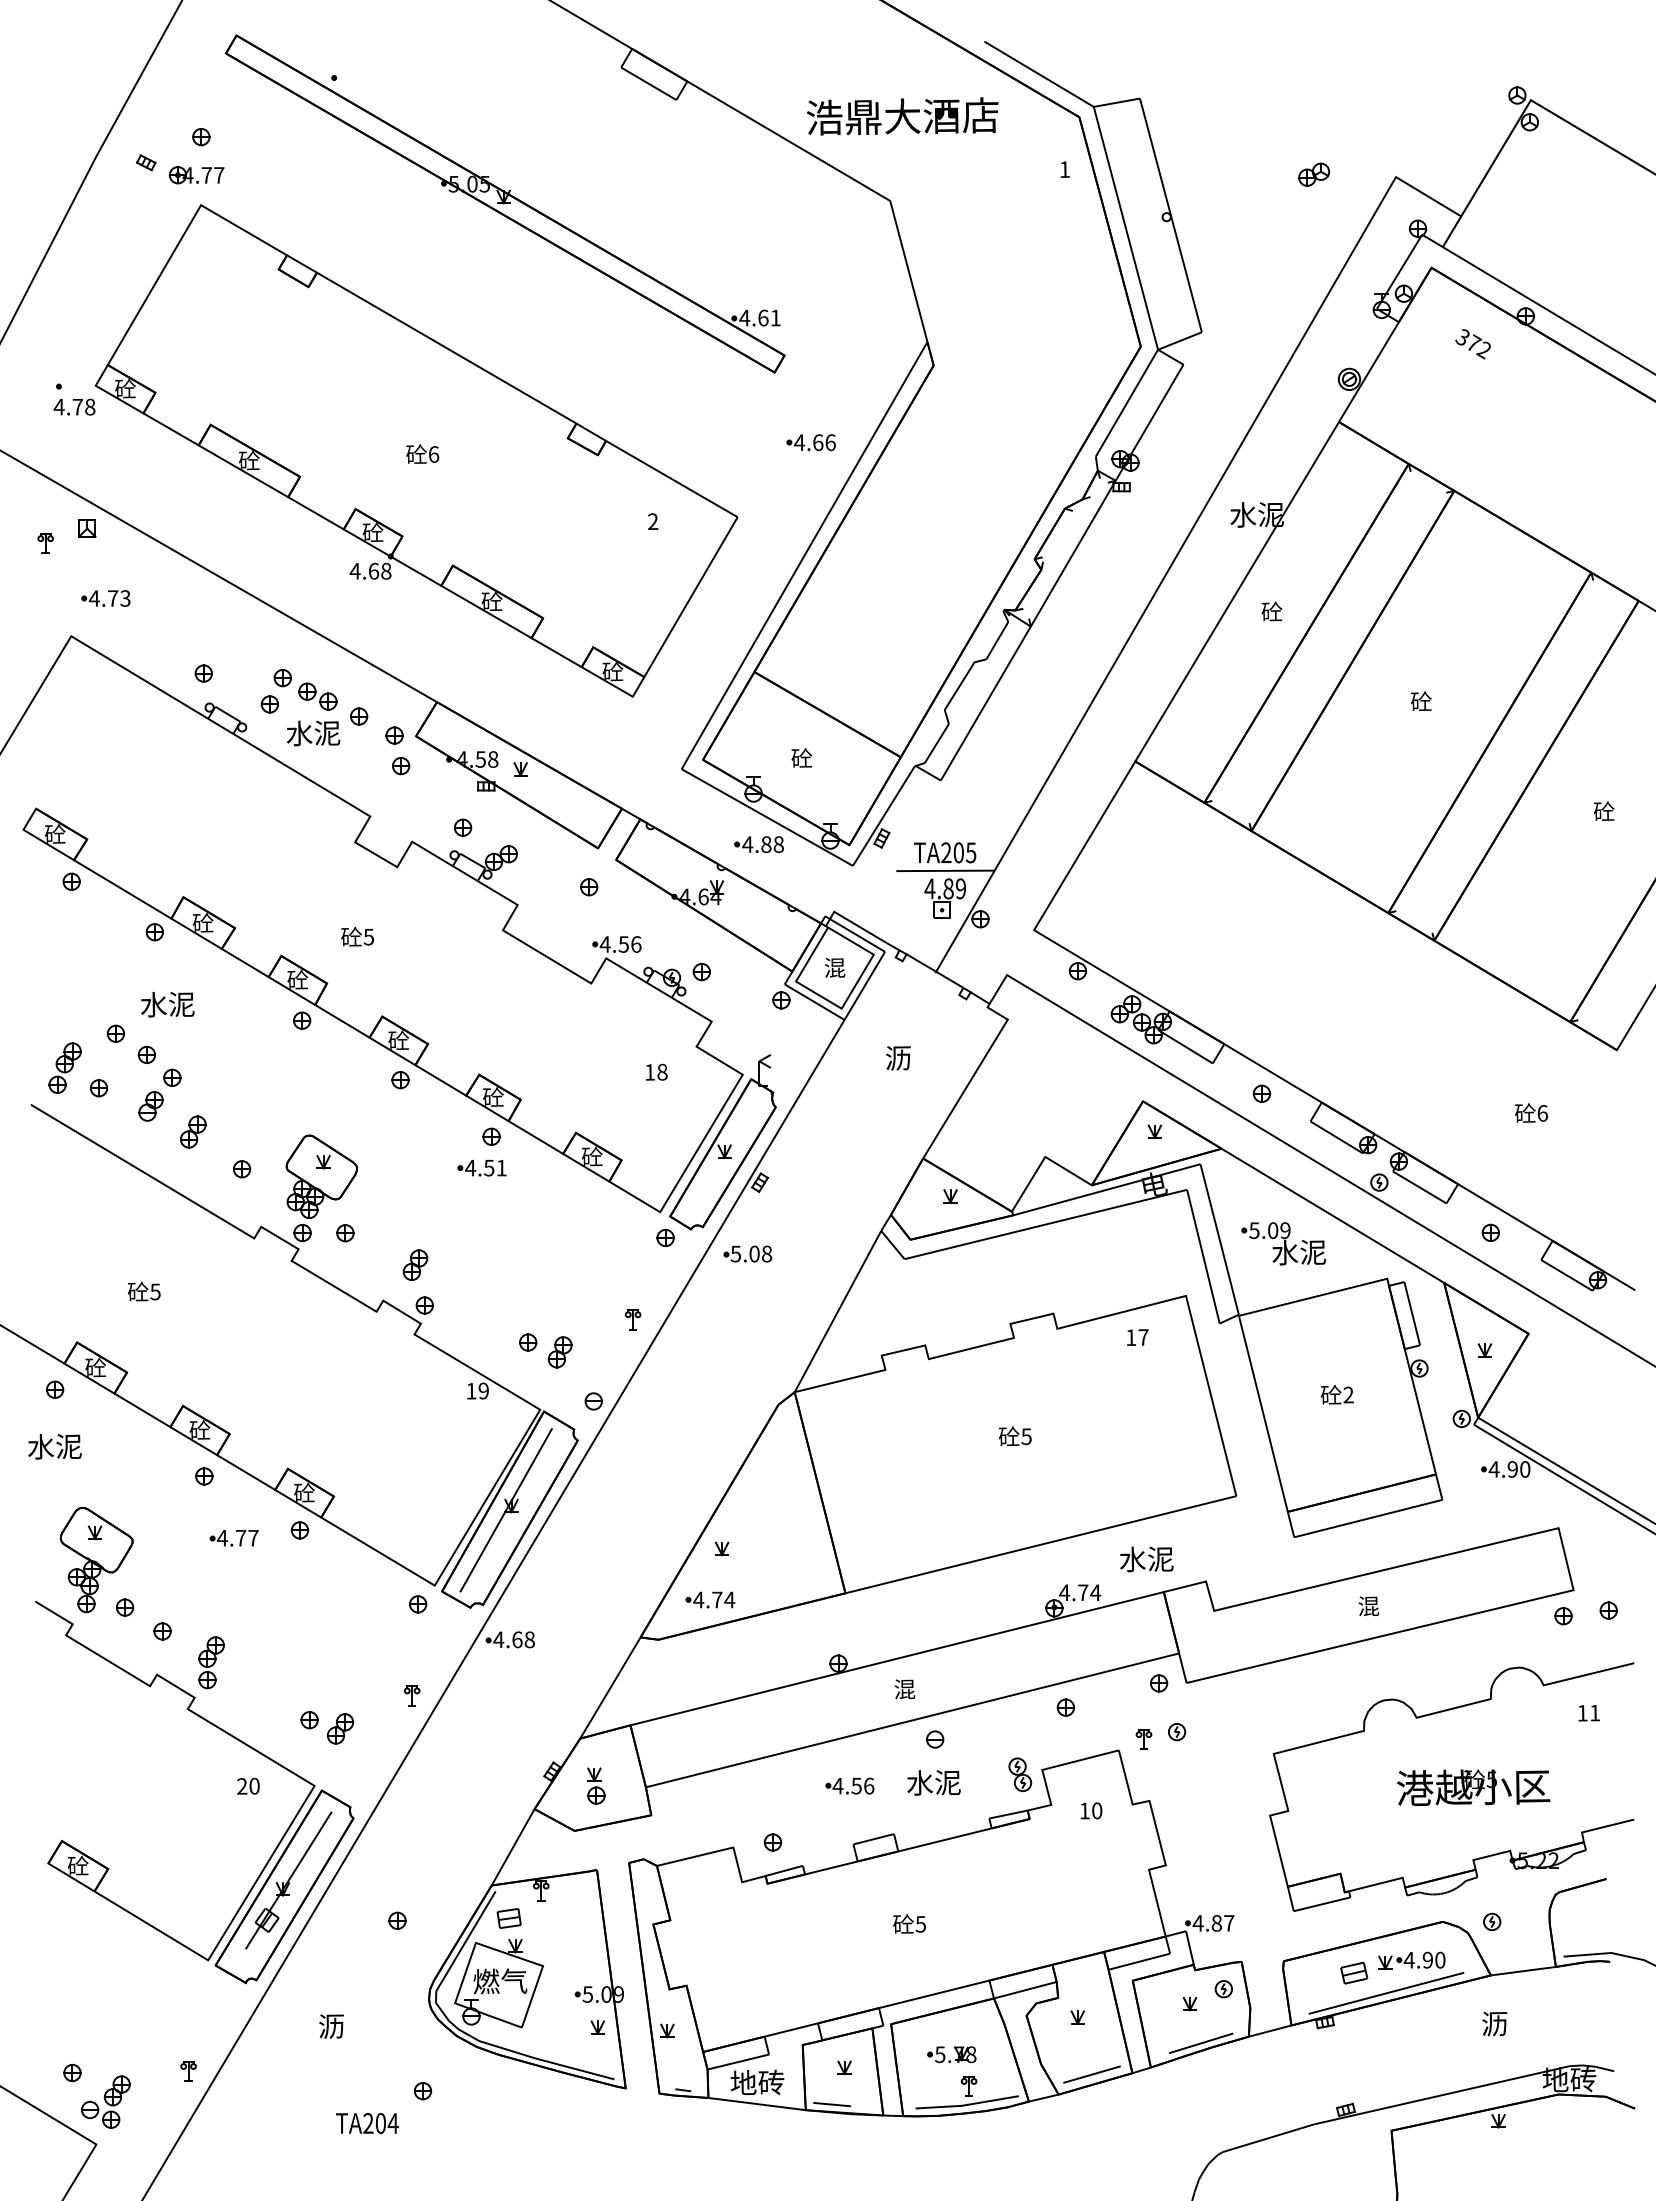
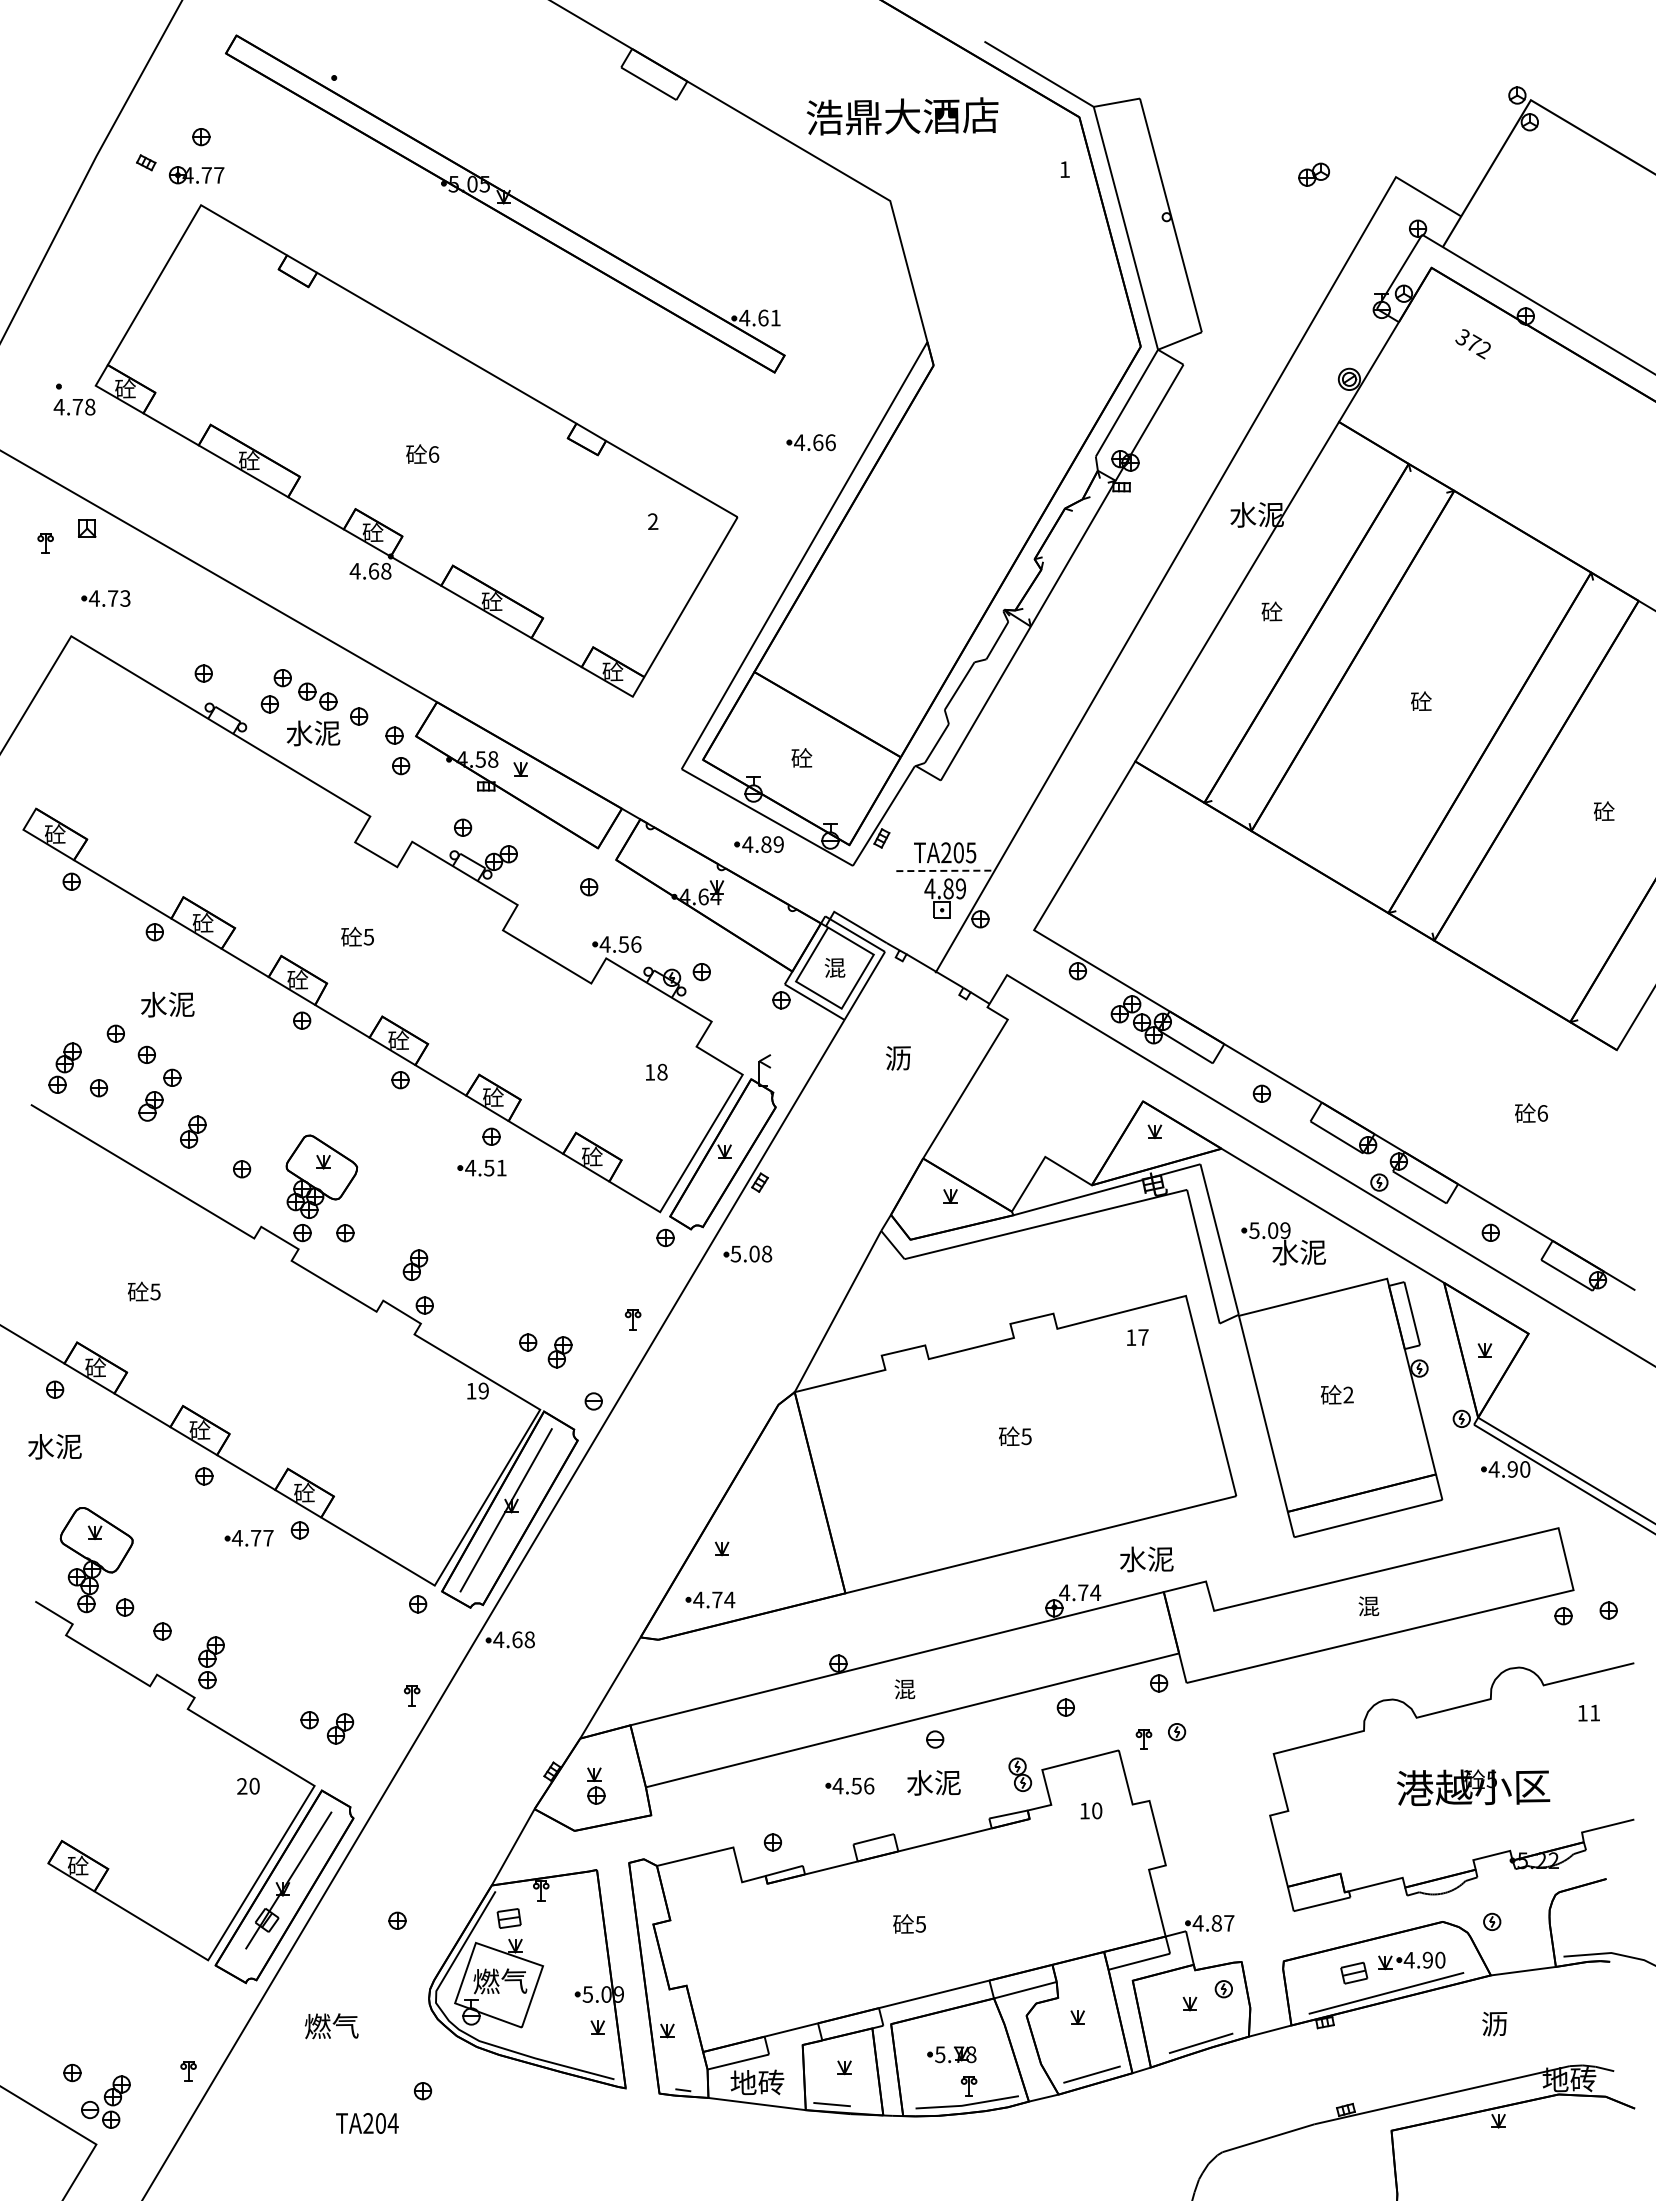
text: 4.88 -> 4.89 (778, 844)
line: solid -> dashed (945, 870)
part position: (233, 1538) -> (248, 1538) (248, 1538)
text: 沥 -> 燃气 (331, 2026)
